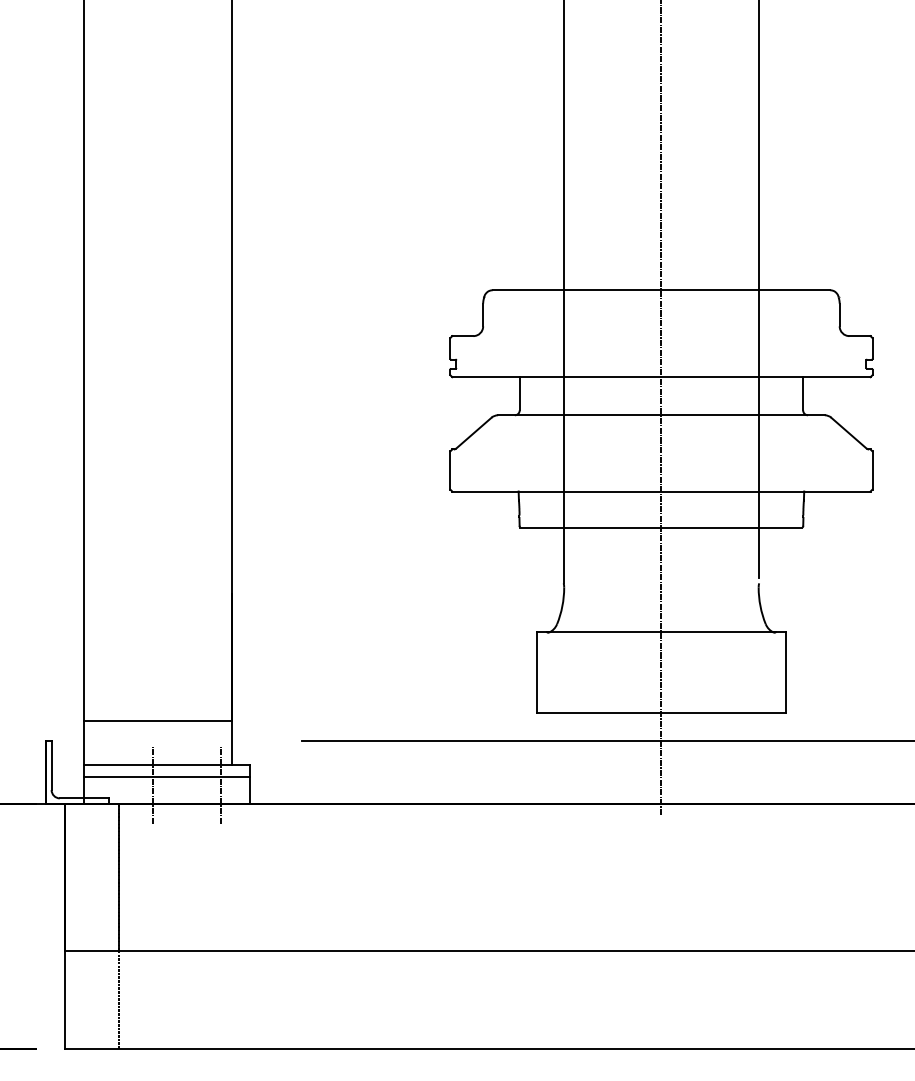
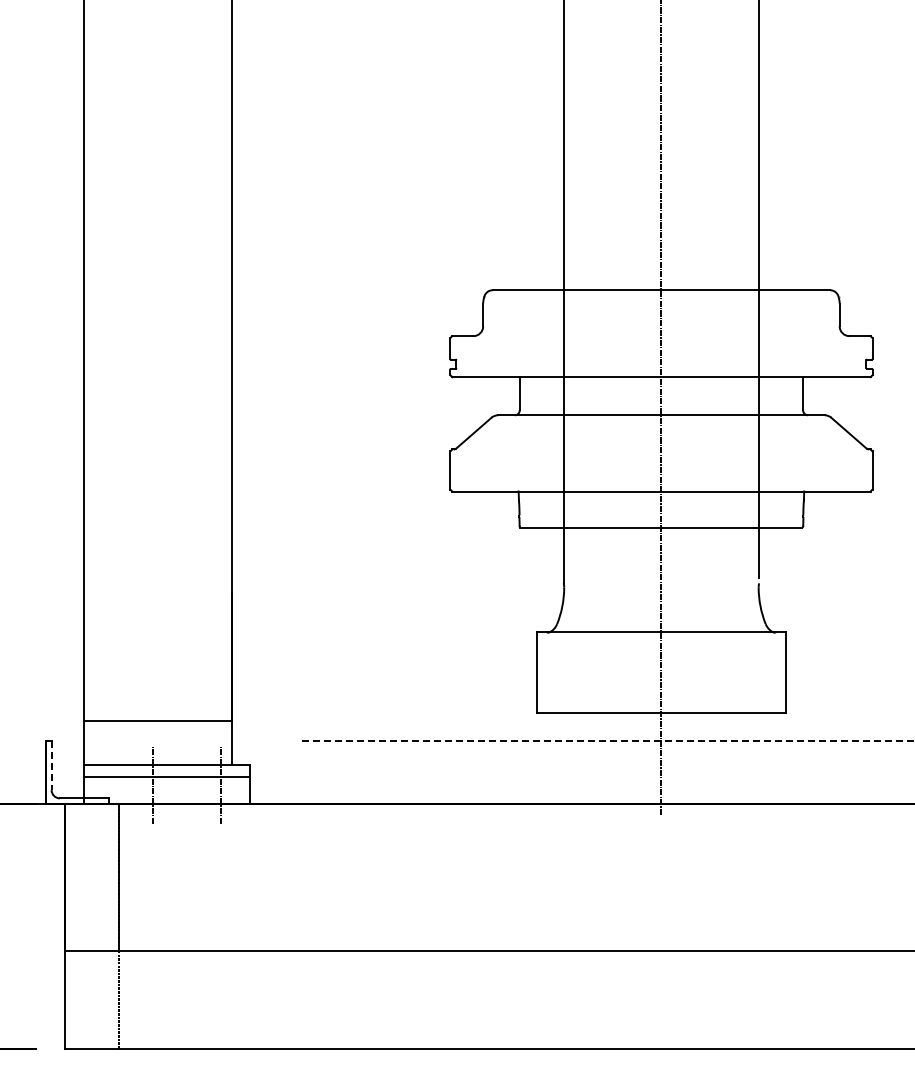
line: solid -> dashed (608, 740)
line: solid -> dashed (51, 765)
